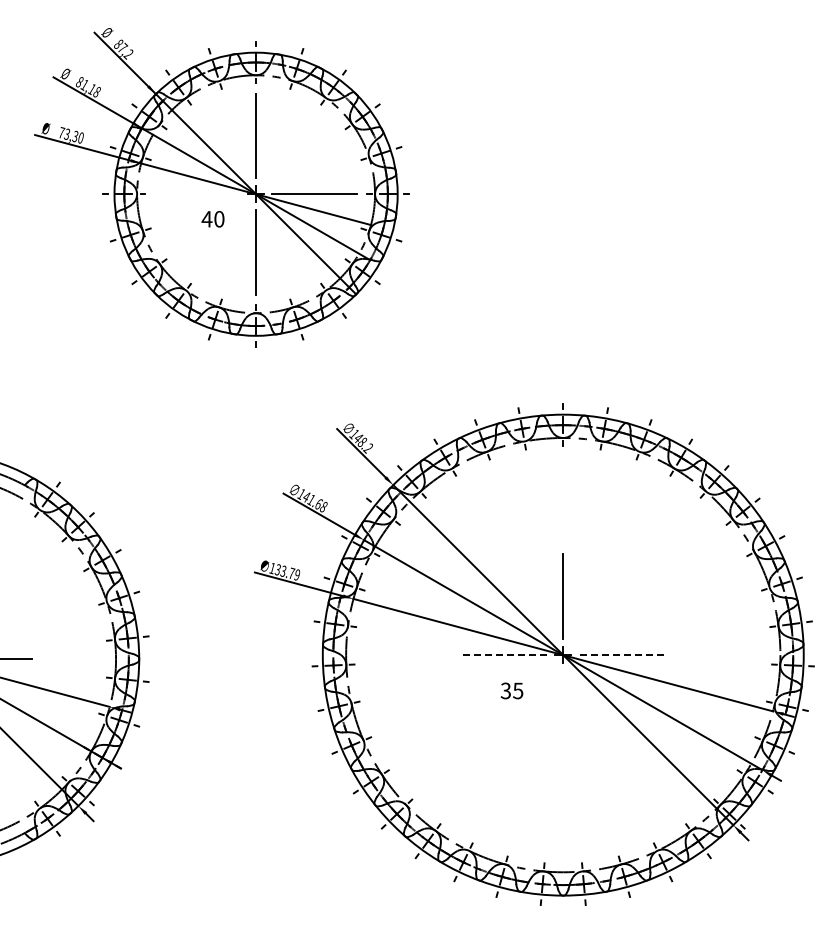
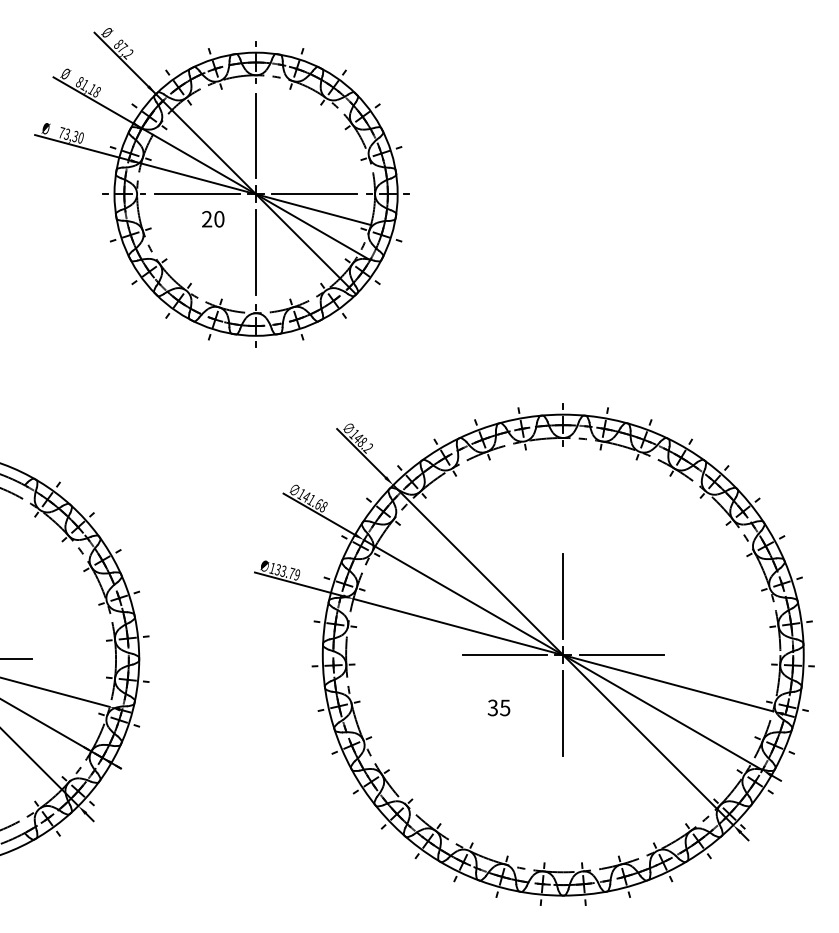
line: none -> present (197, 194)
text: 40 -> 20 (206, 219)
line: dashed -> solid (504, 655)
line: dashed -> solid (622, 655)
text position: (511, 690) -> (498, 707) (498, 707)
line: none -> present (563, 713)
